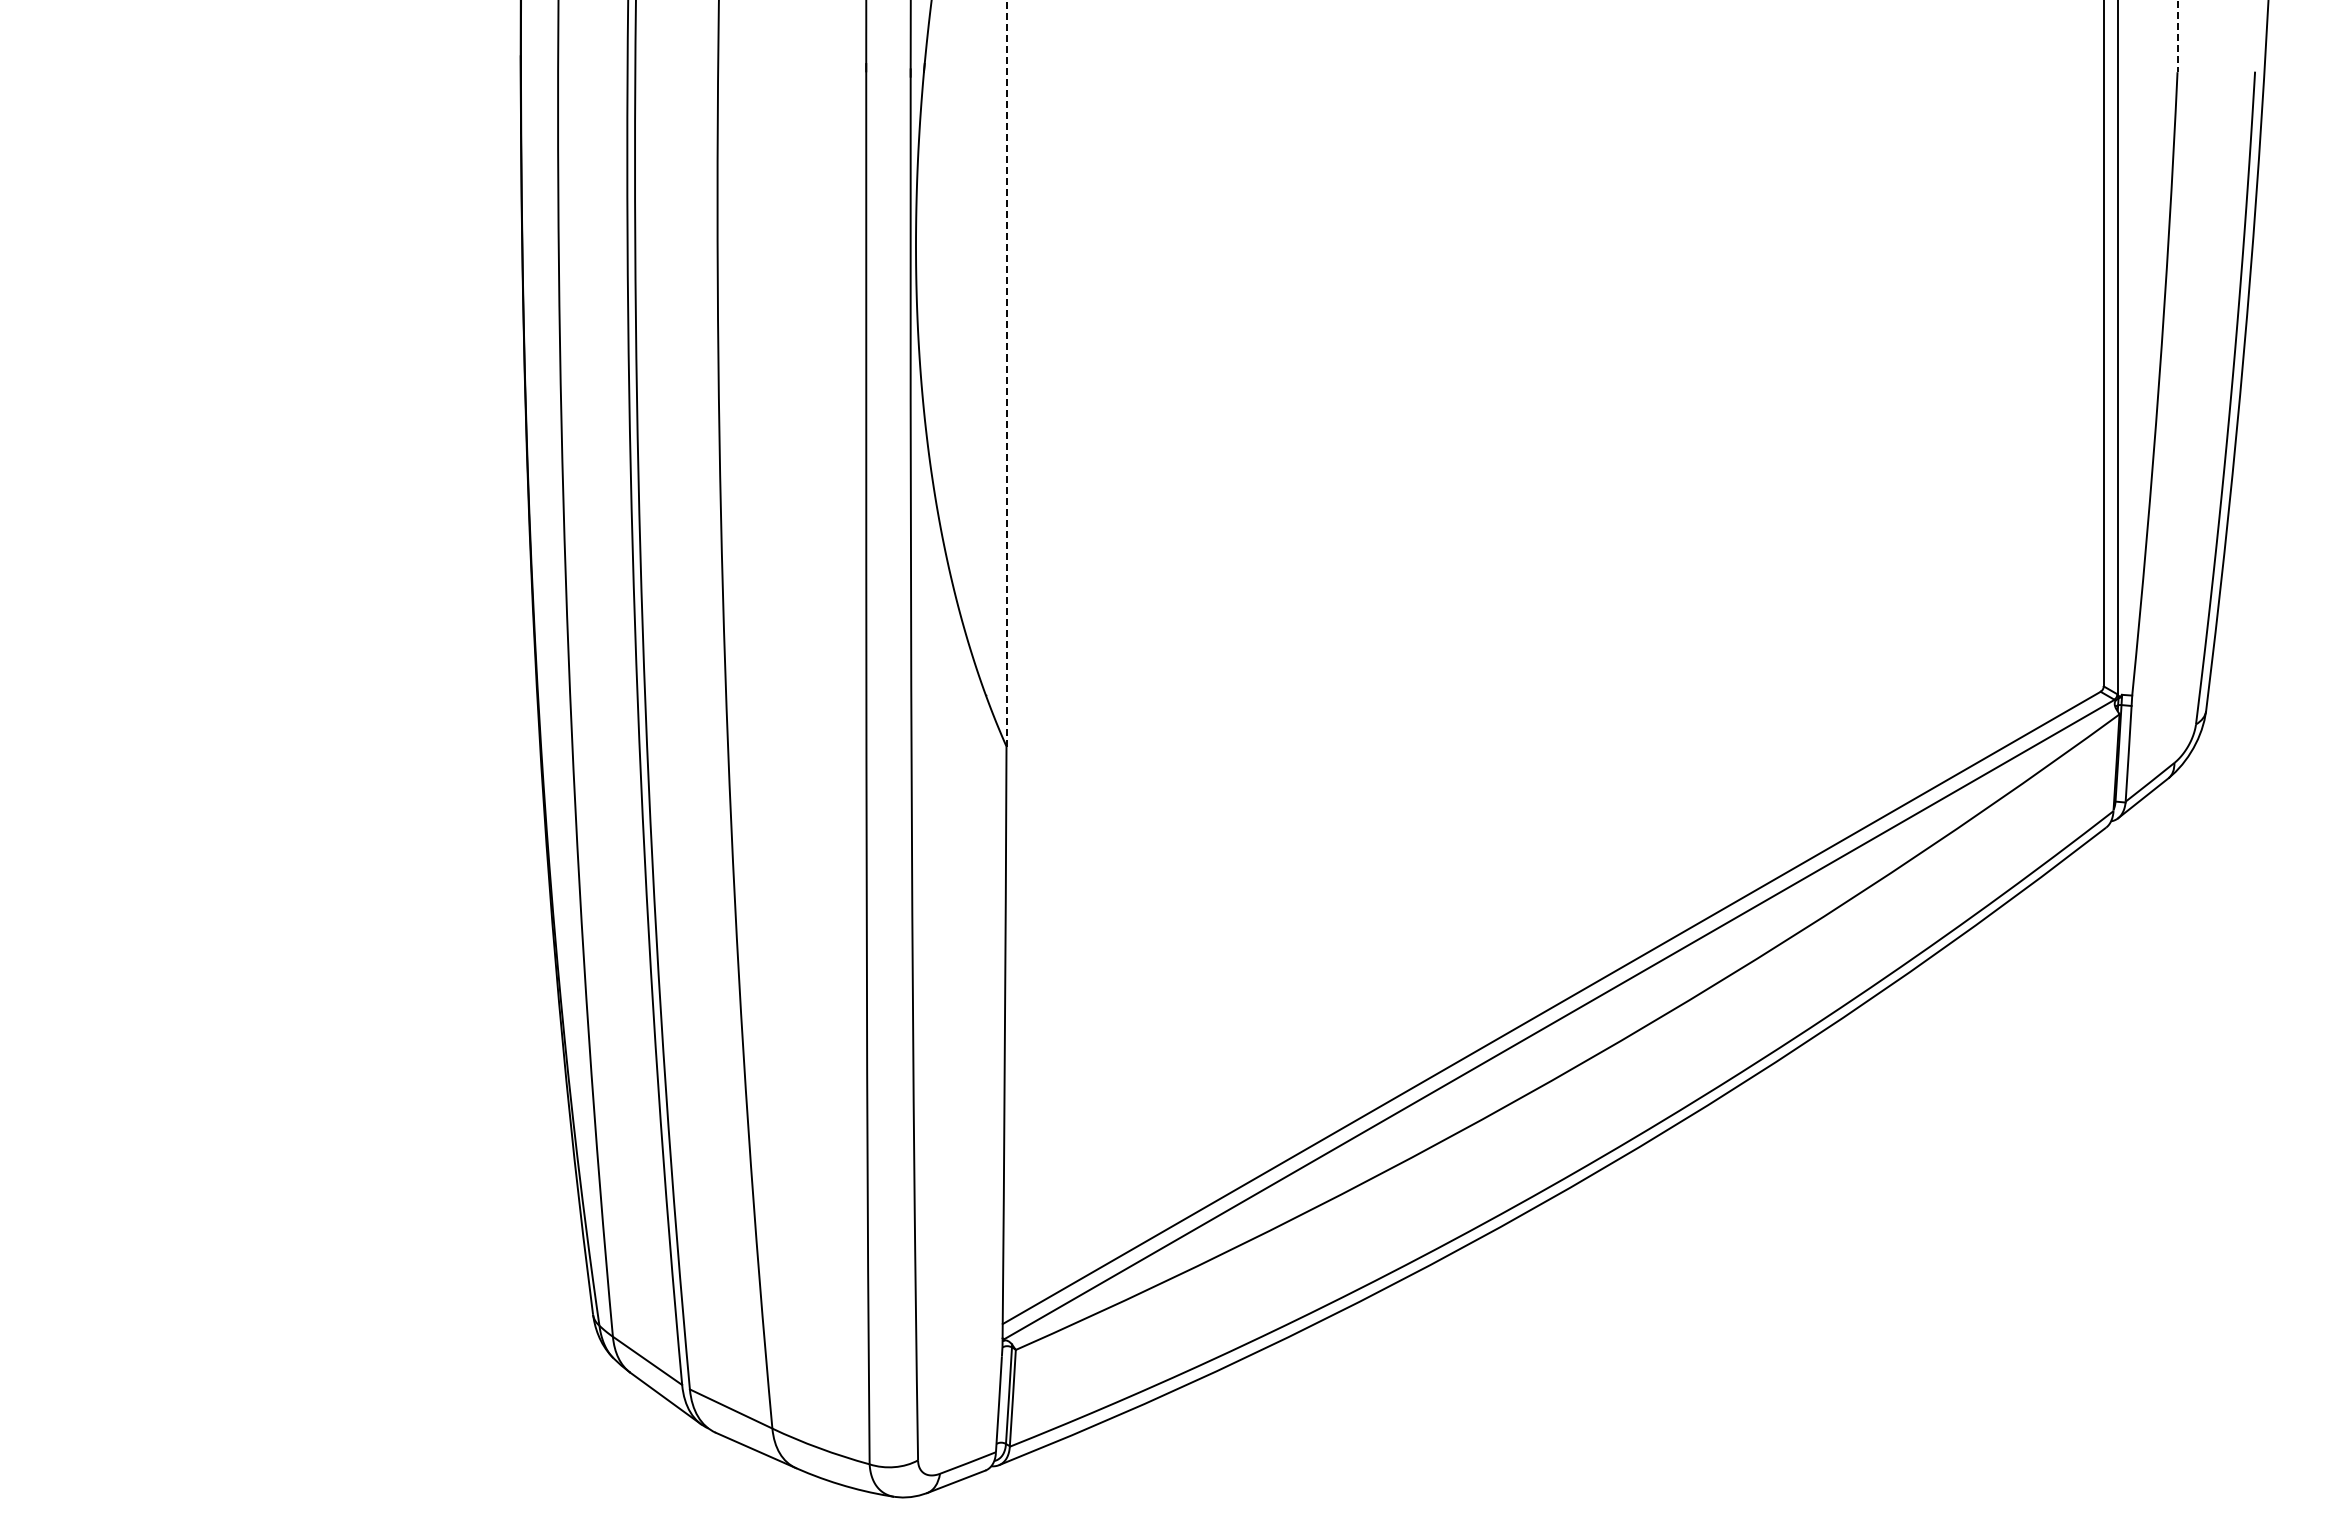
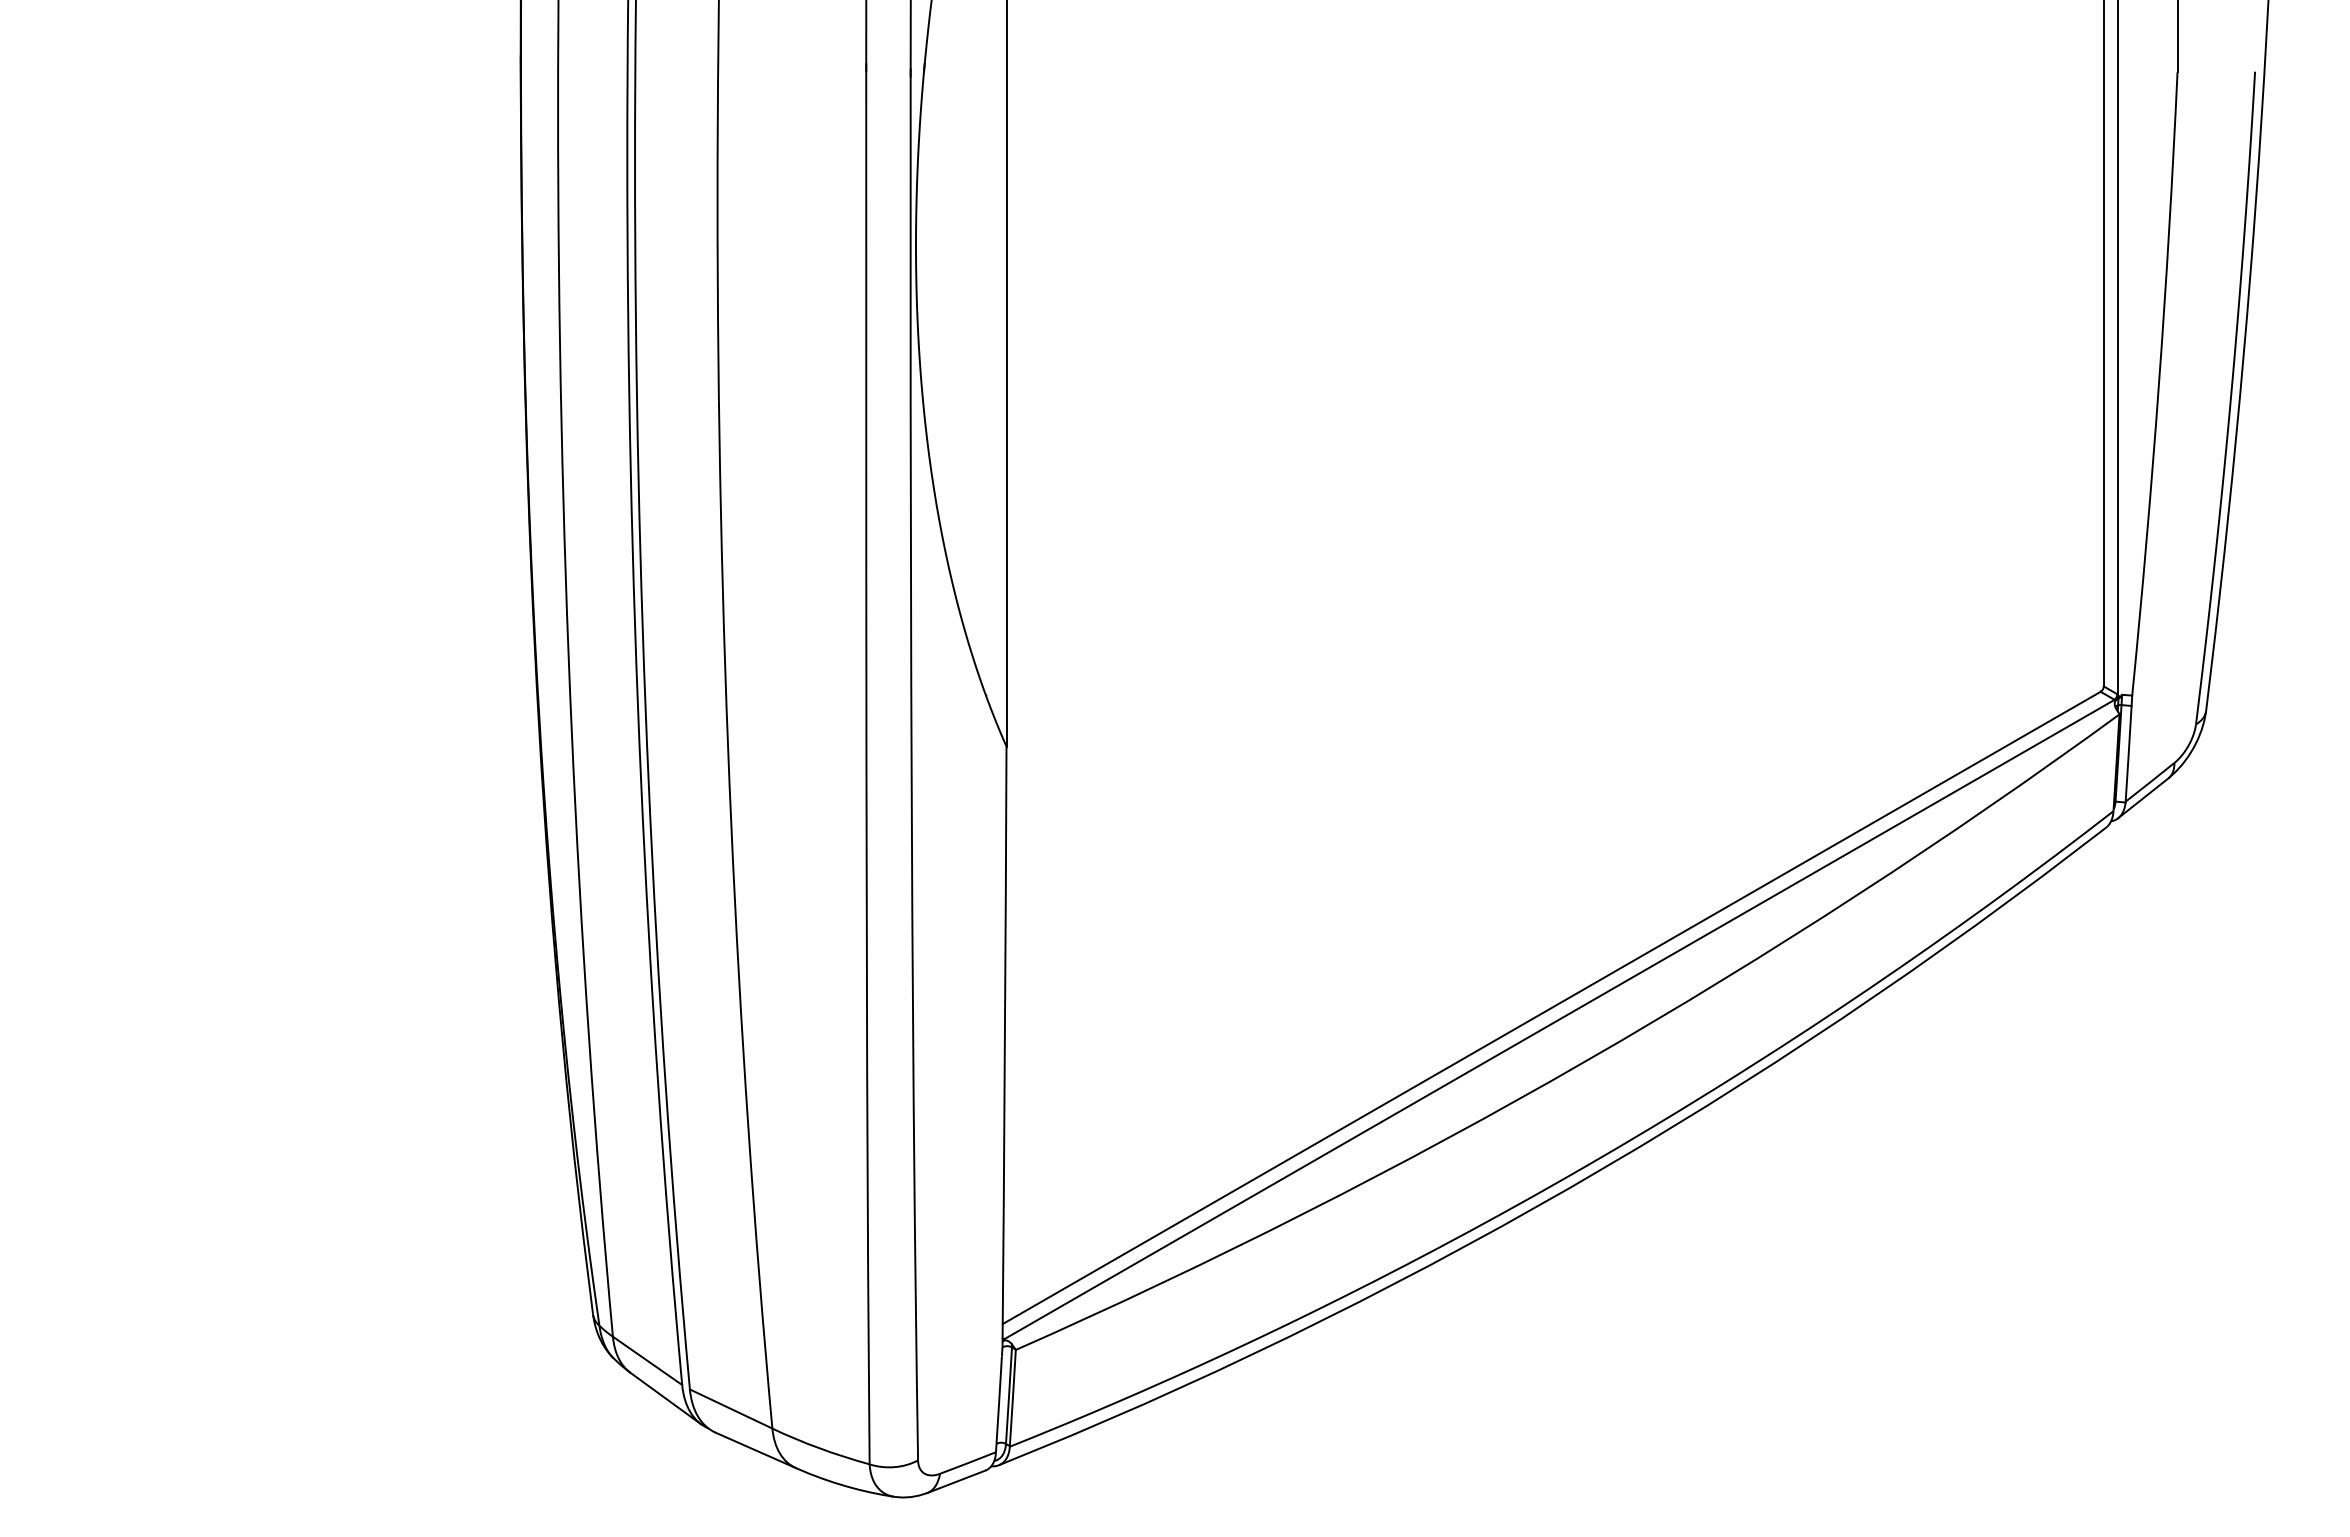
line: dashed -> solid (2177, 36)
line: dashed -> solid (1006, 373)
